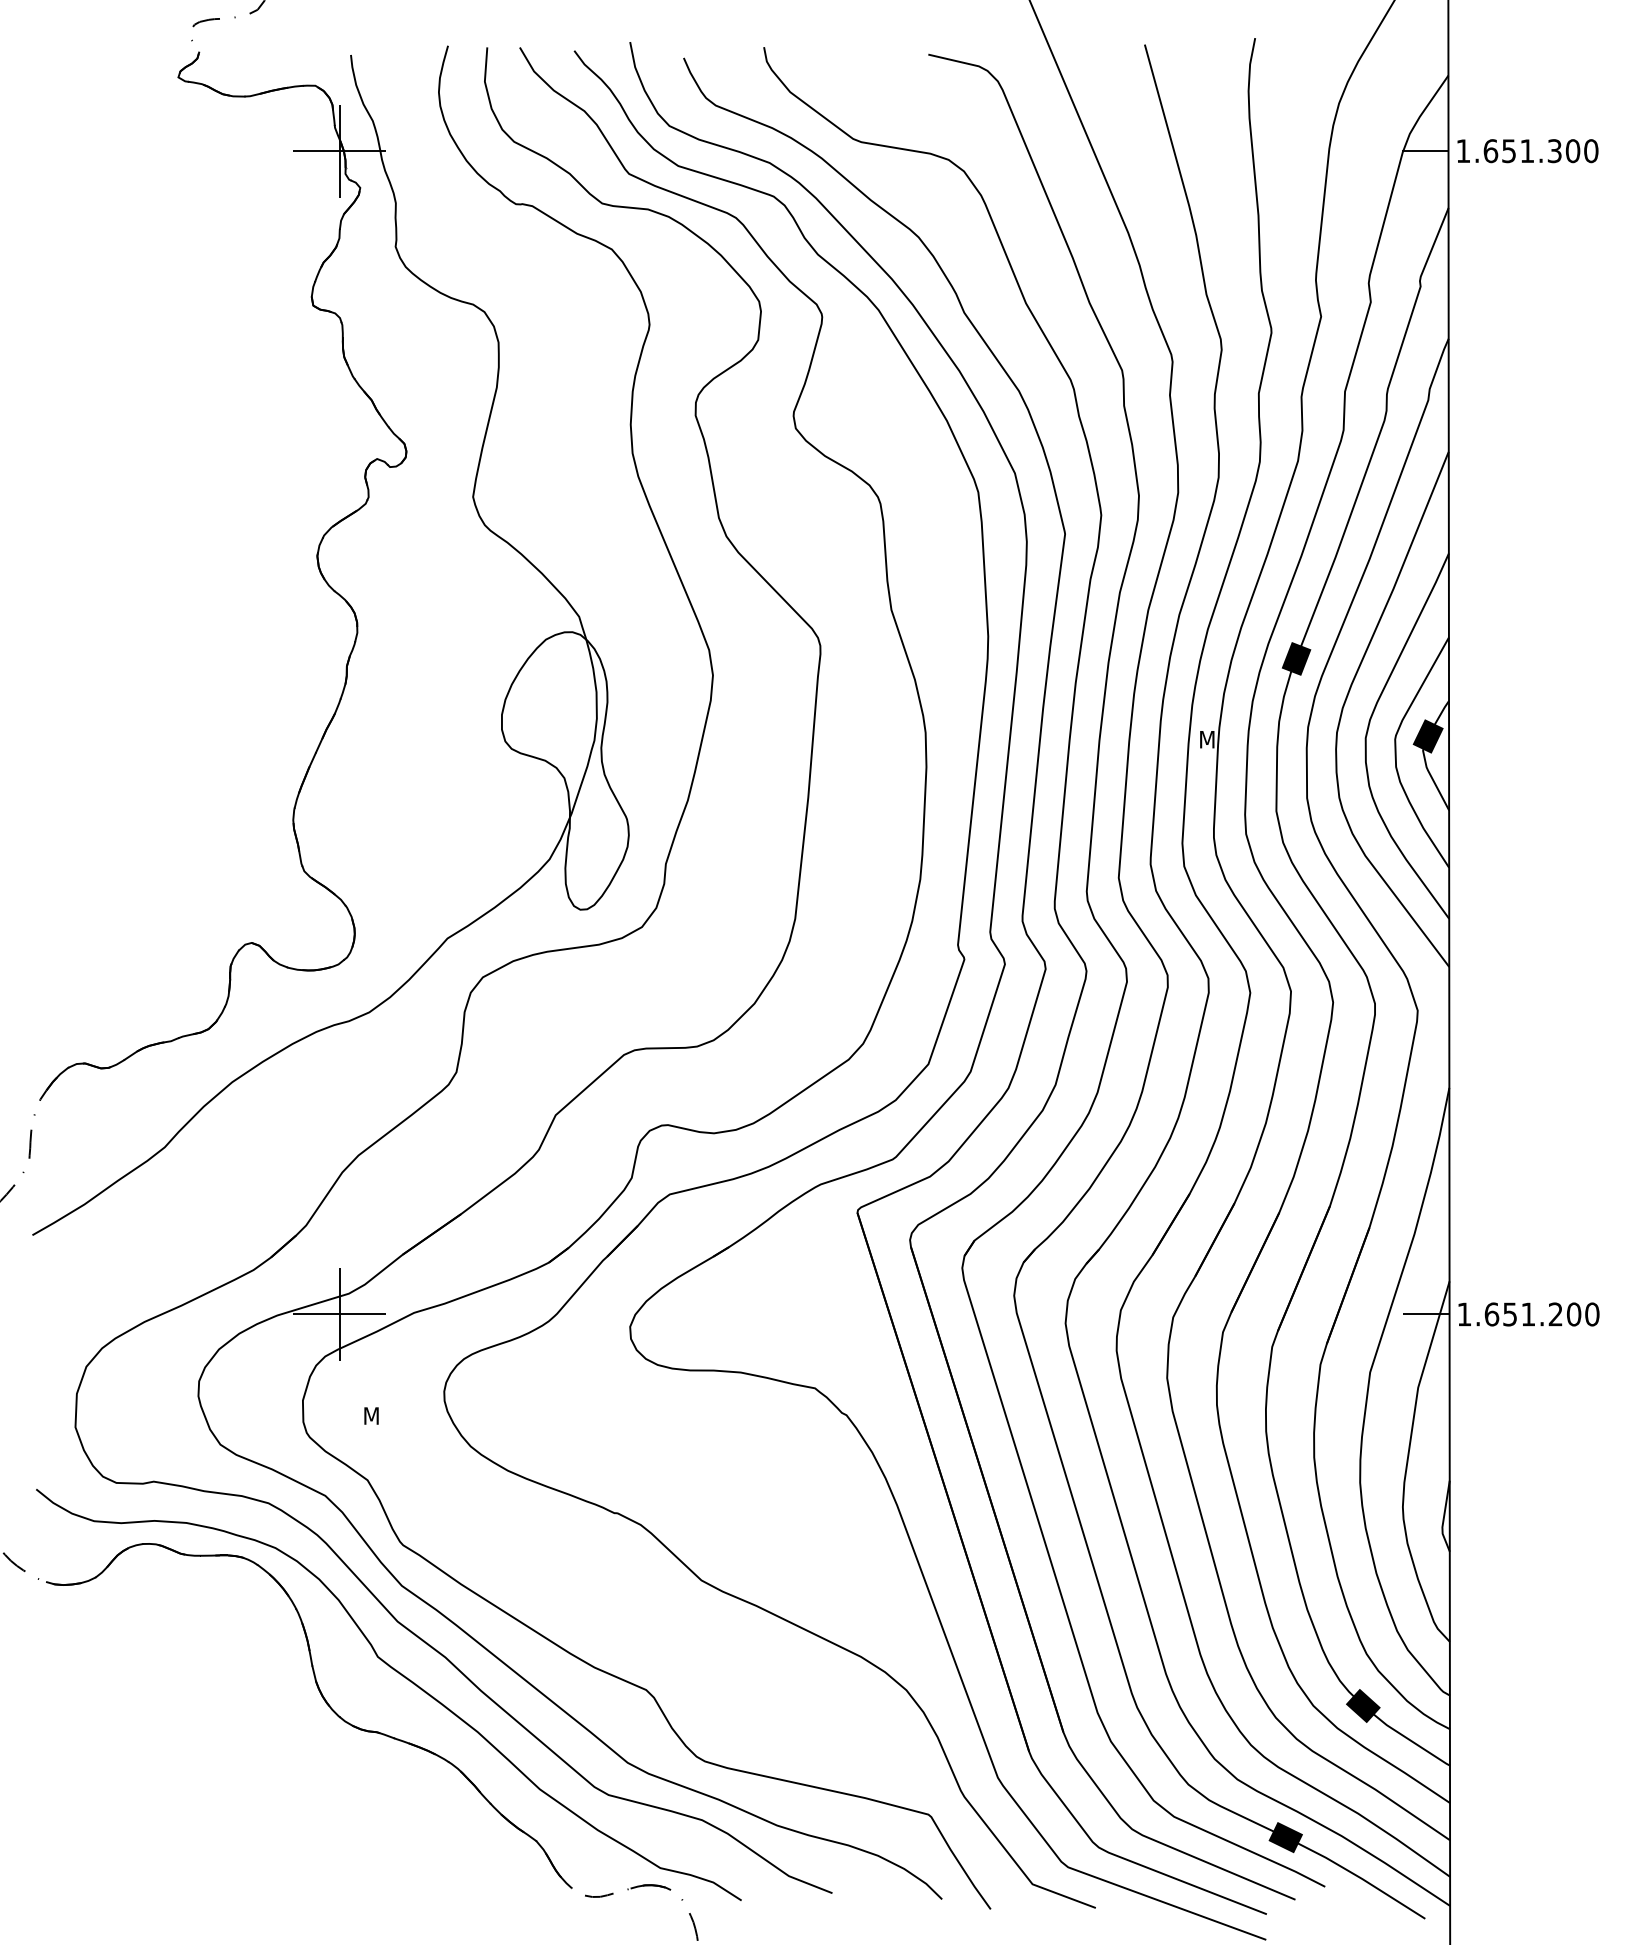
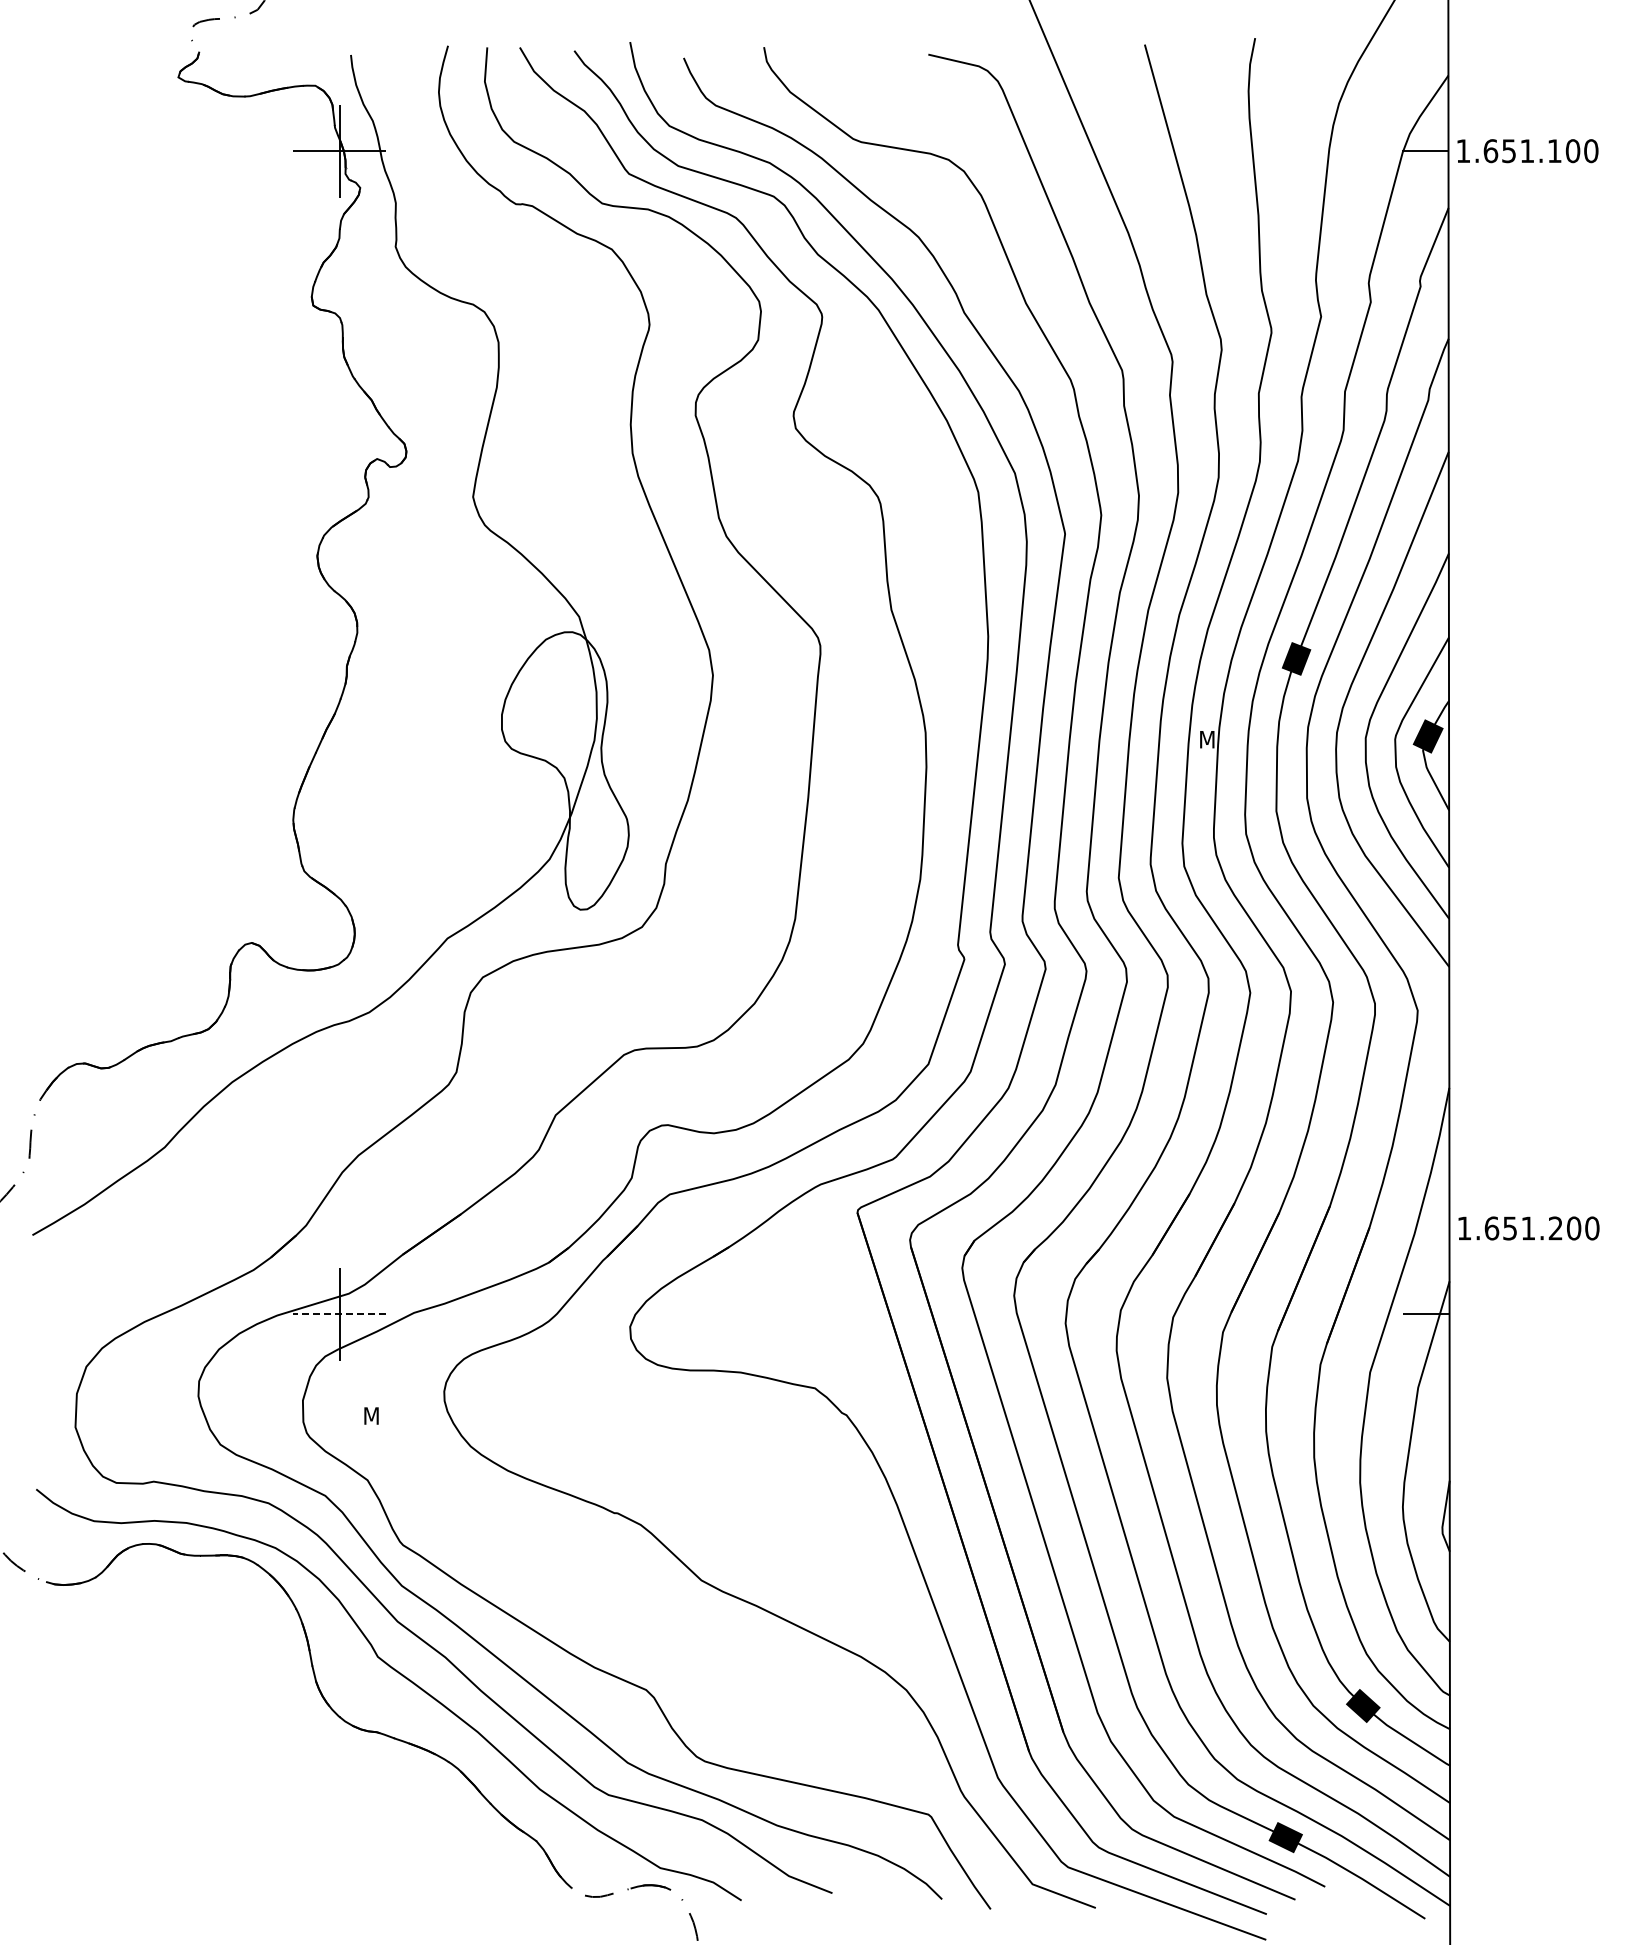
text: 1.651.300 -> 1.651.100 (1554, 151)
line: solid -> dashed (339, 1314)
text position: (1528, 1314) -> (1528, 1228) (1528, 1228)
